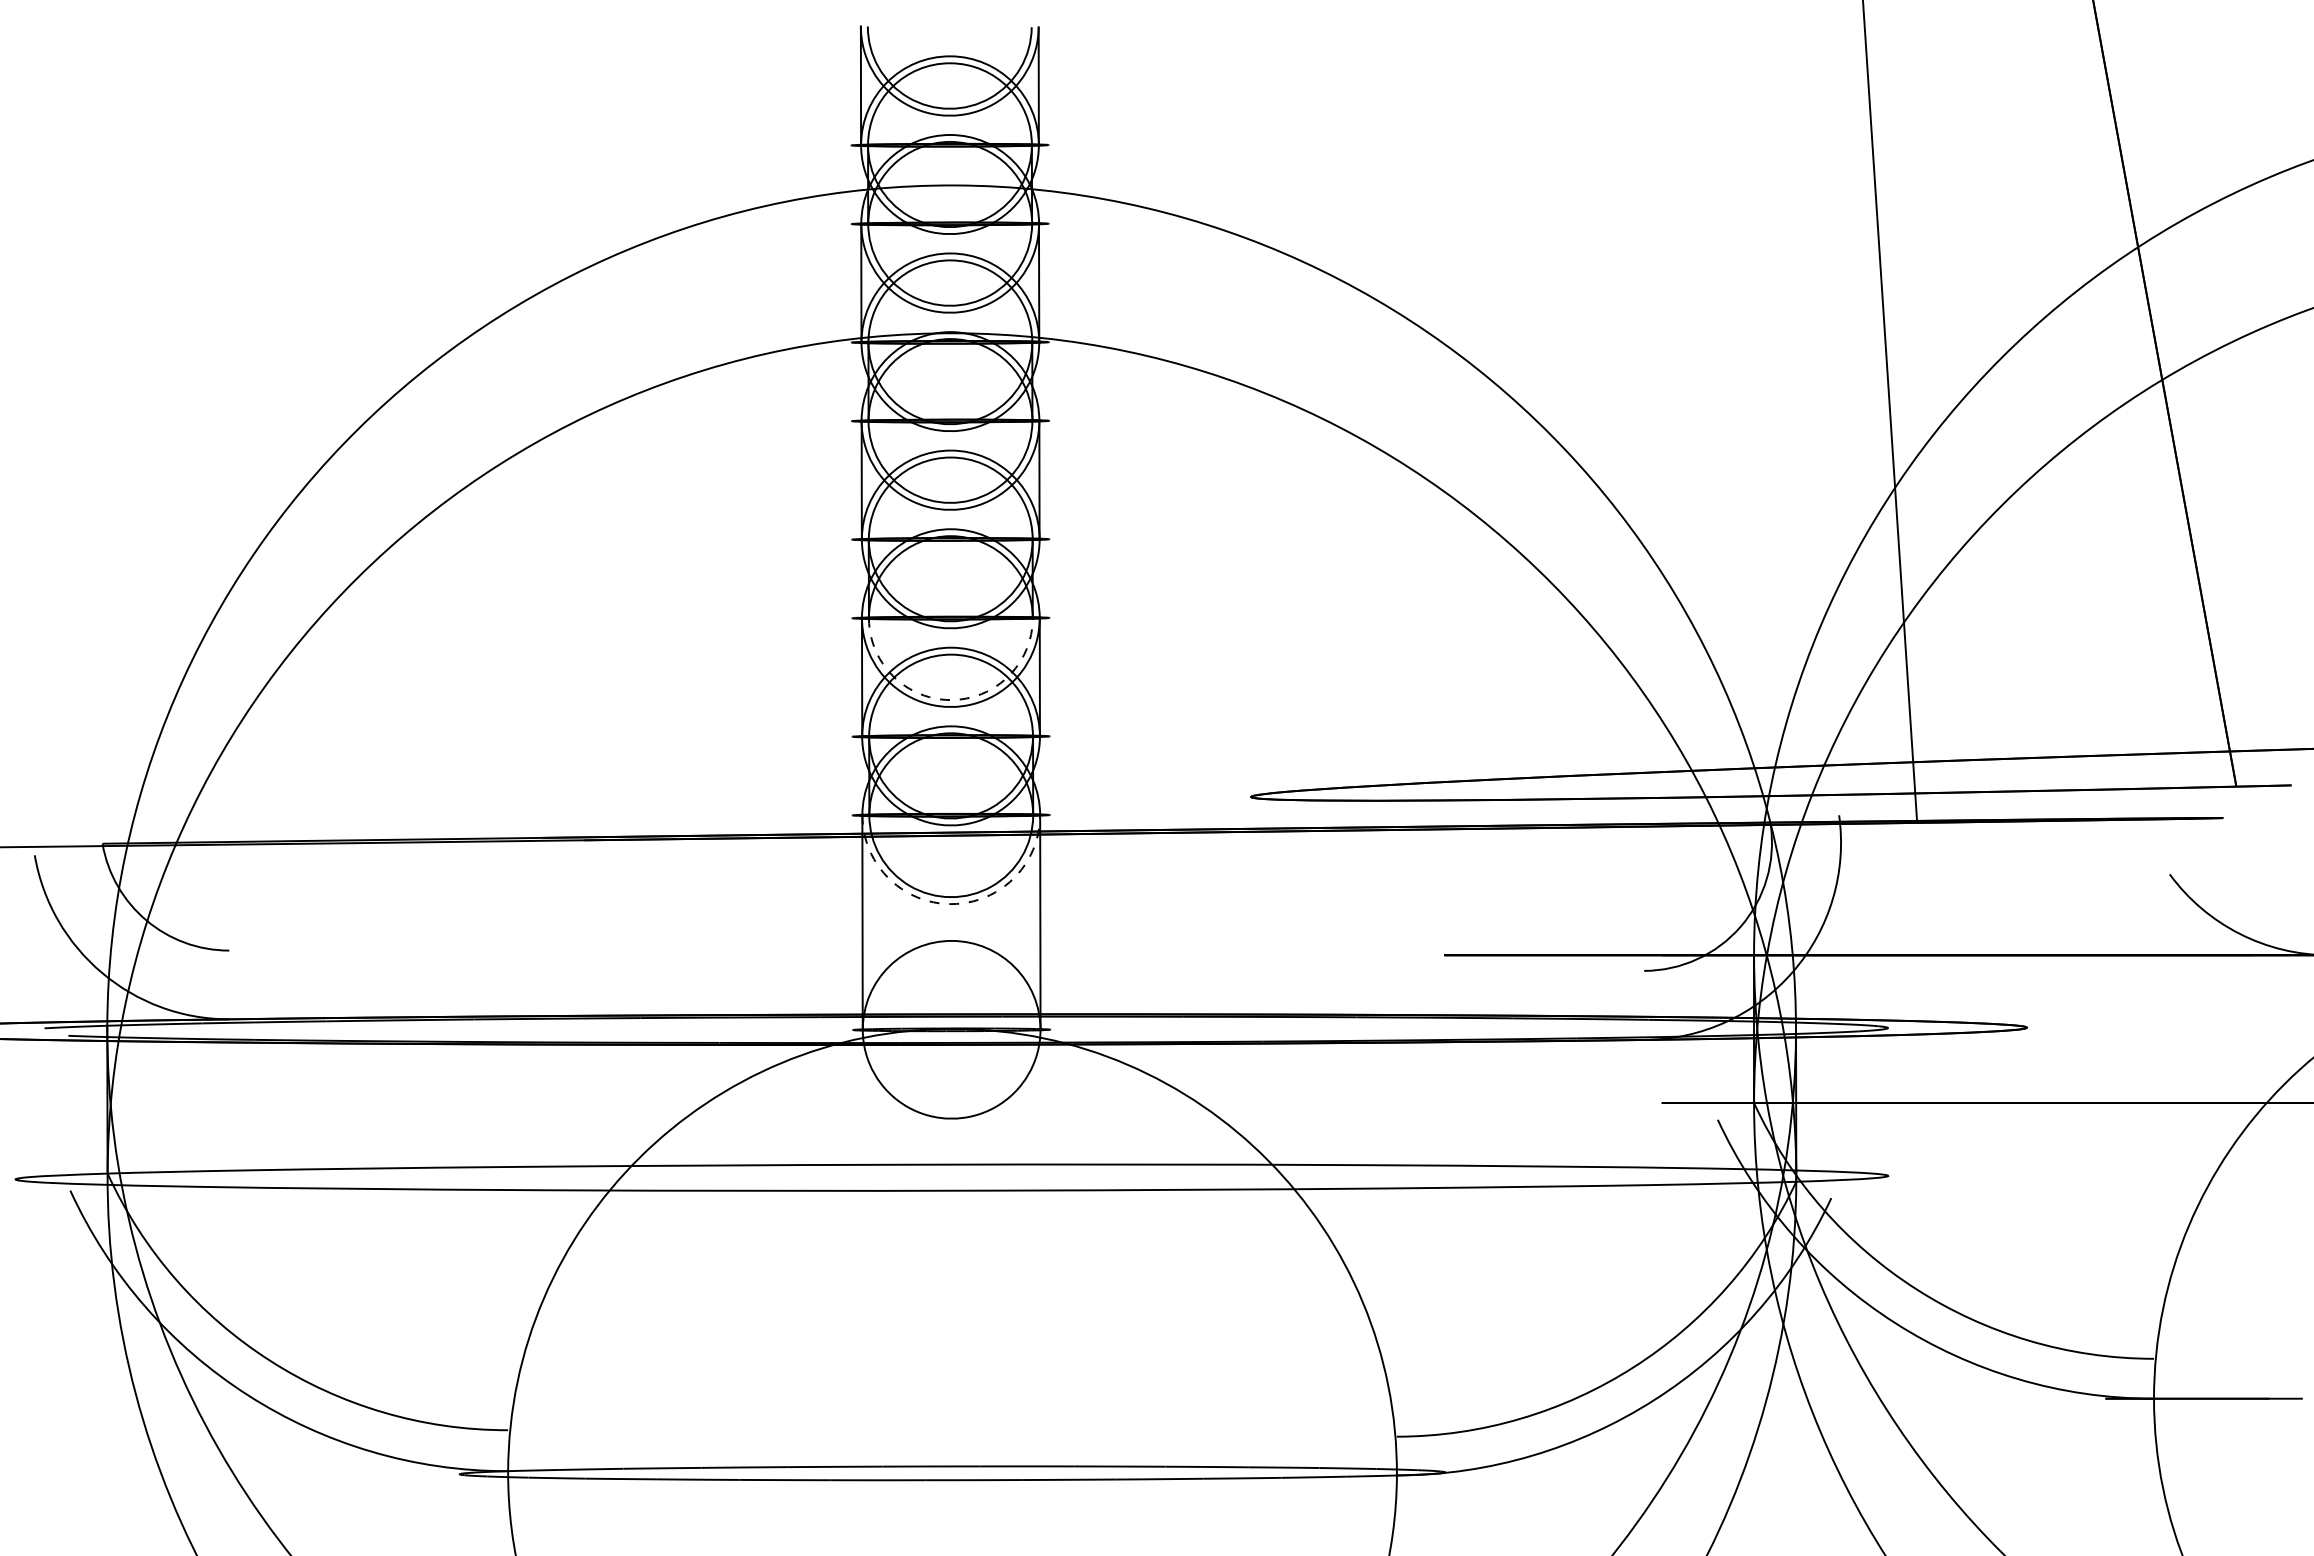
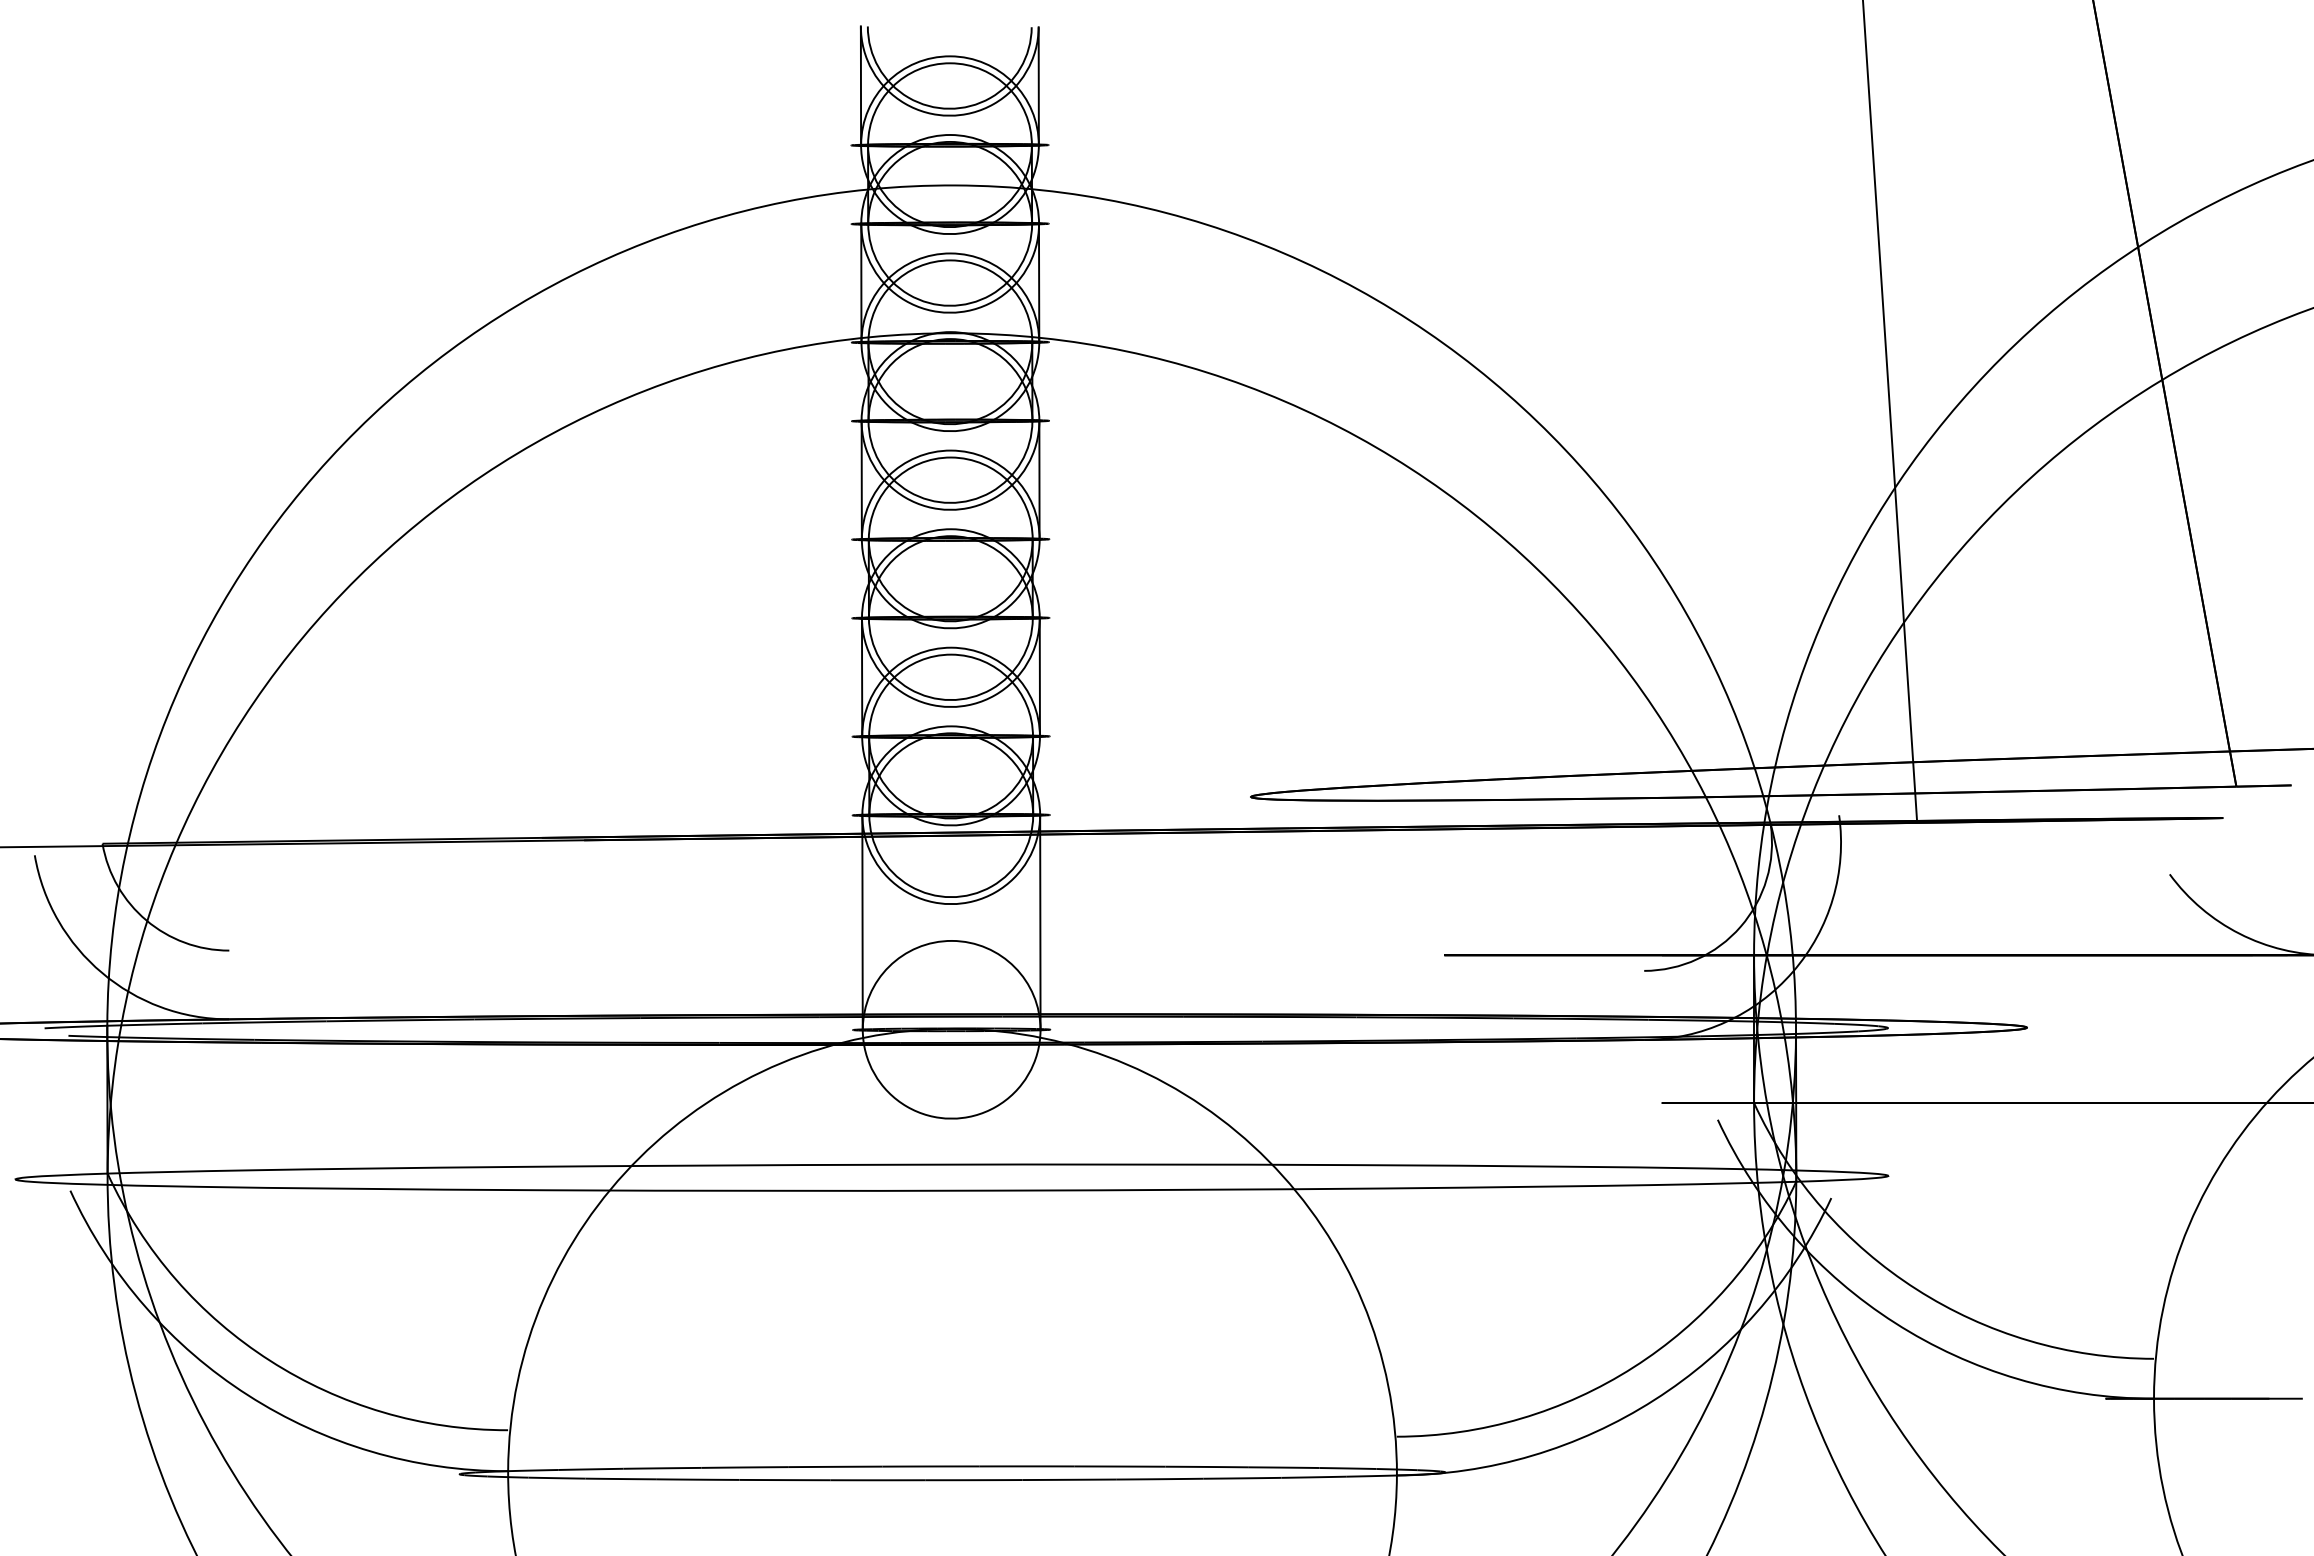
arc: dashed -> solid (950, 700)
arc: dashed -> solid (950, 904)
